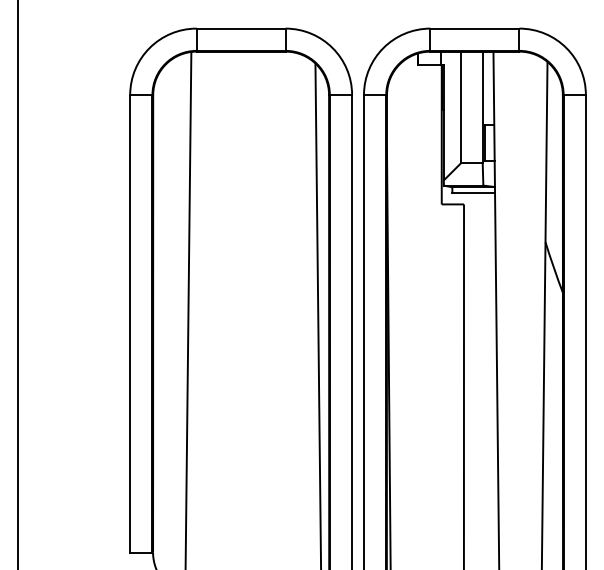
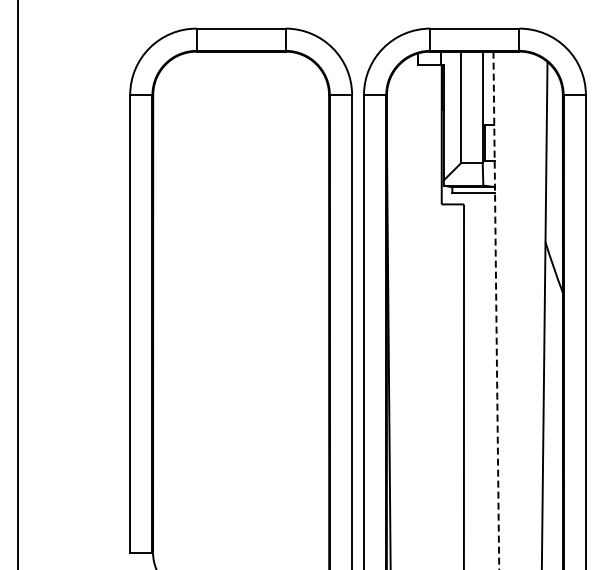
line: present -> none (188, 308)
line: solid -> dashed (496, 310)
line: present -> none (318, 314)
